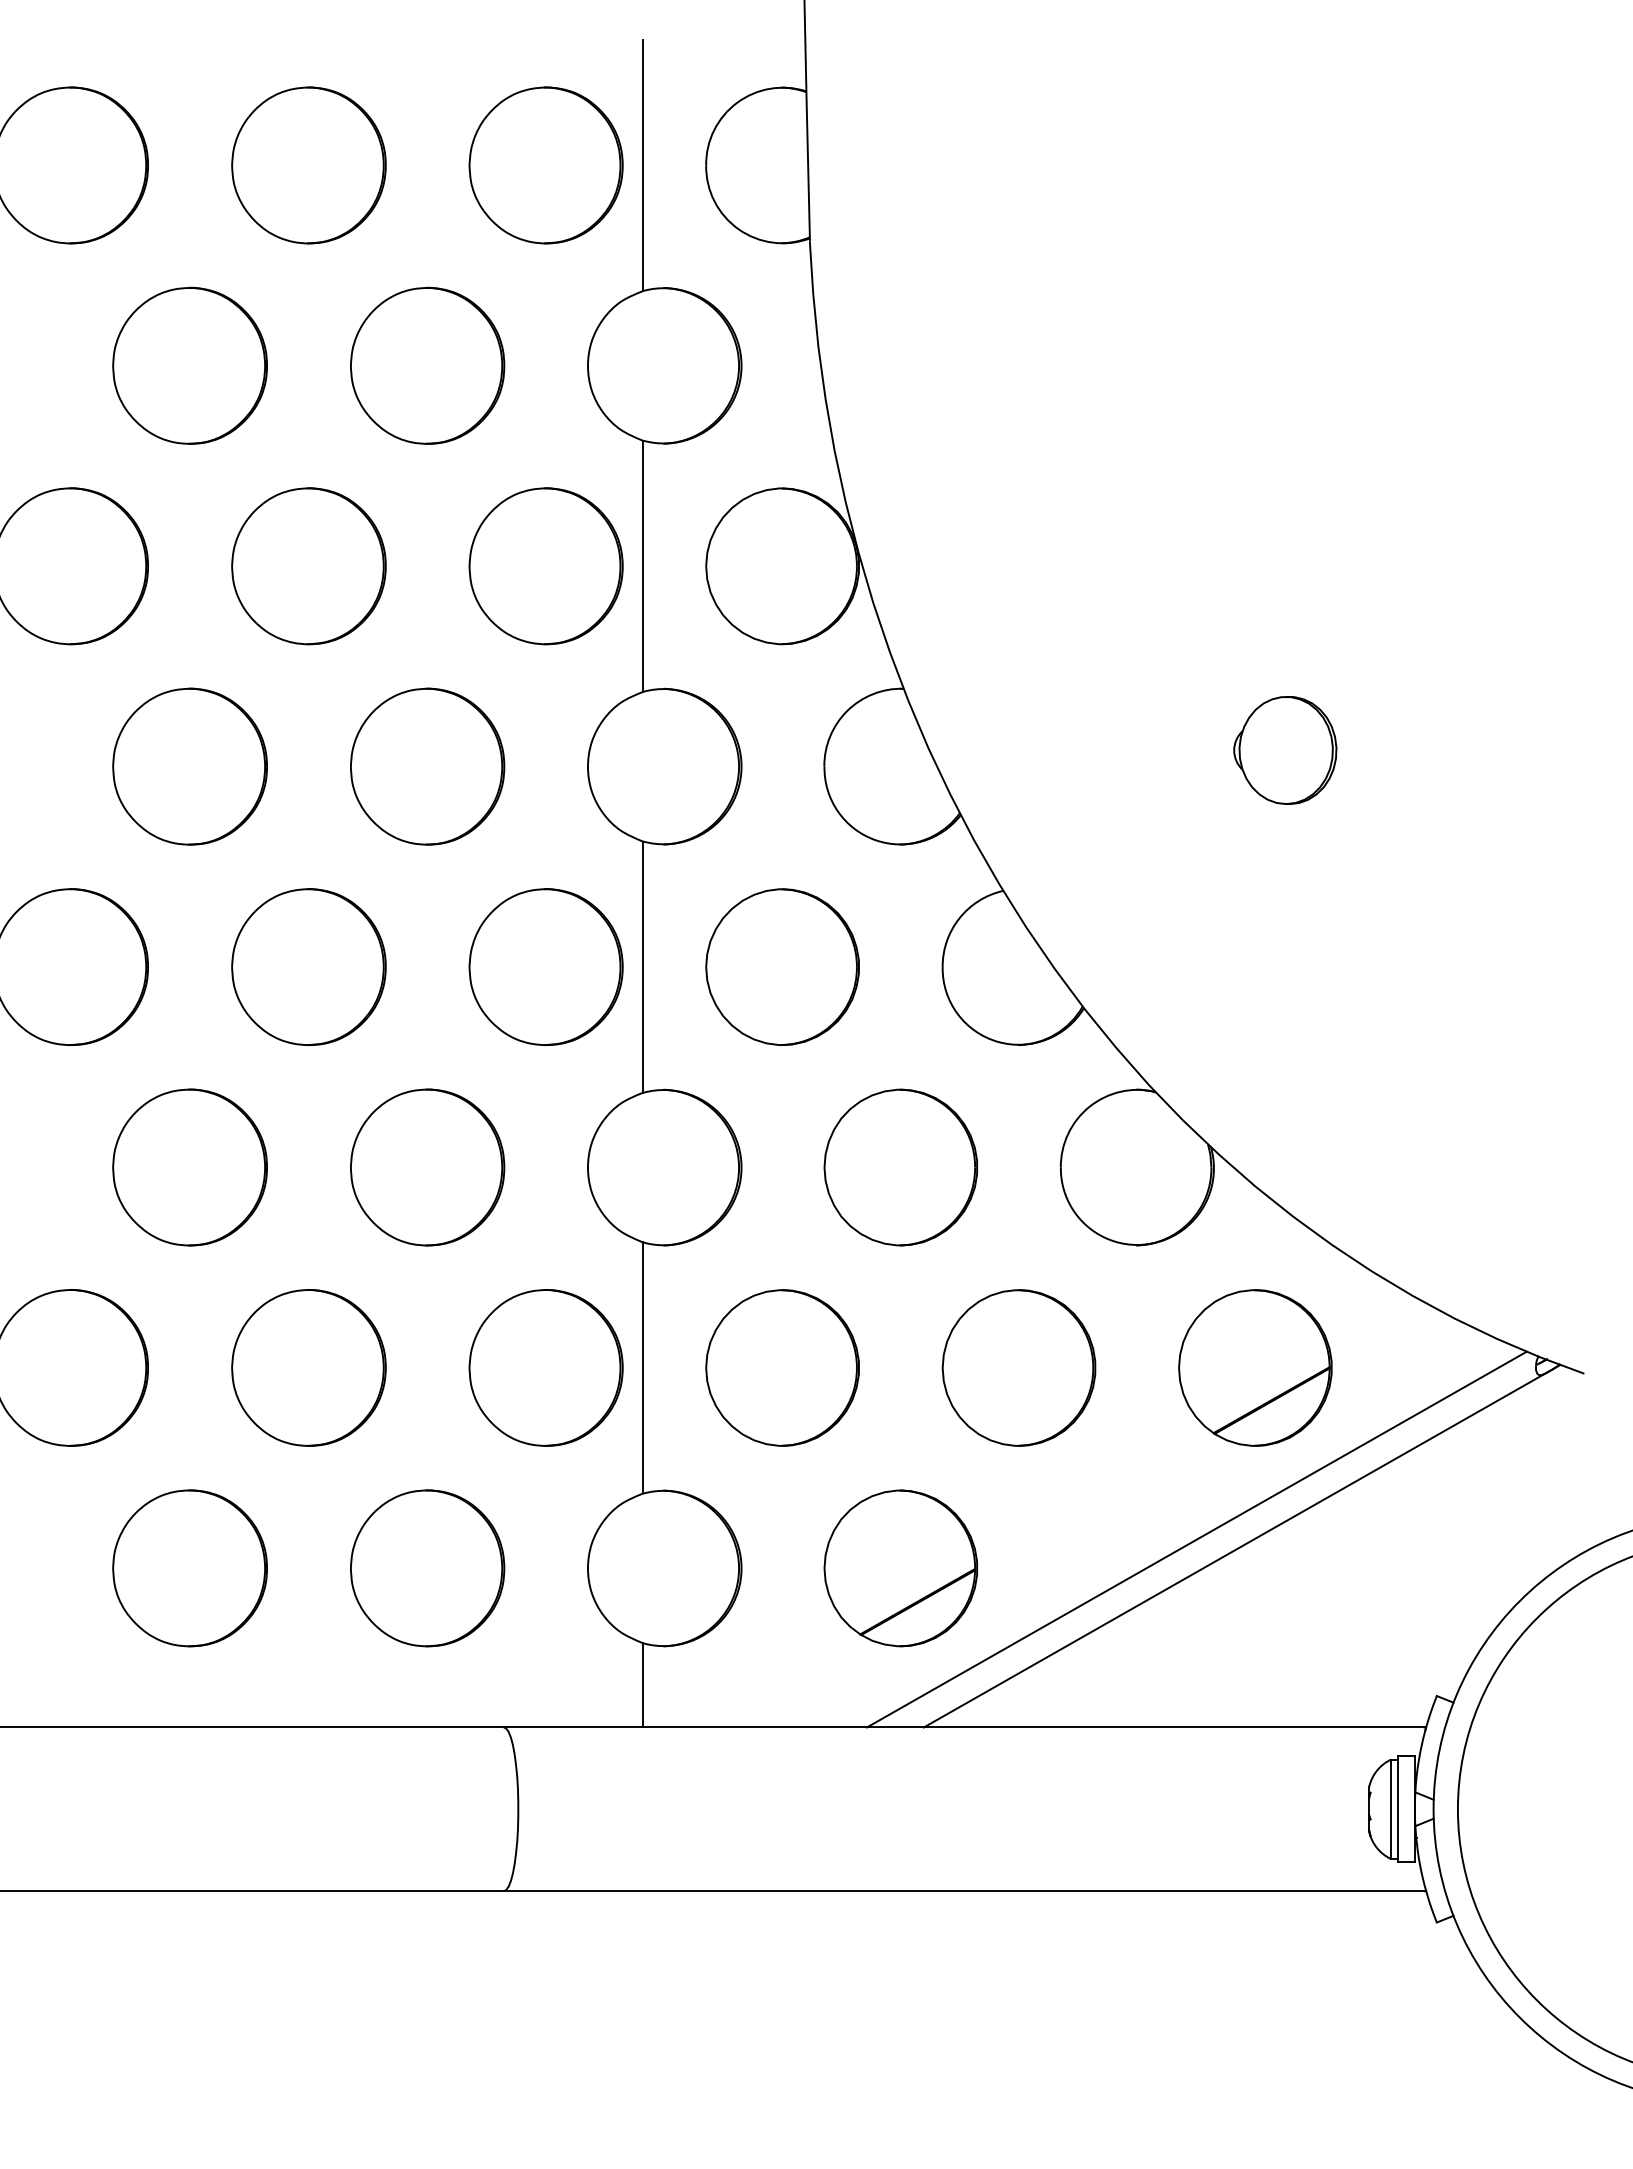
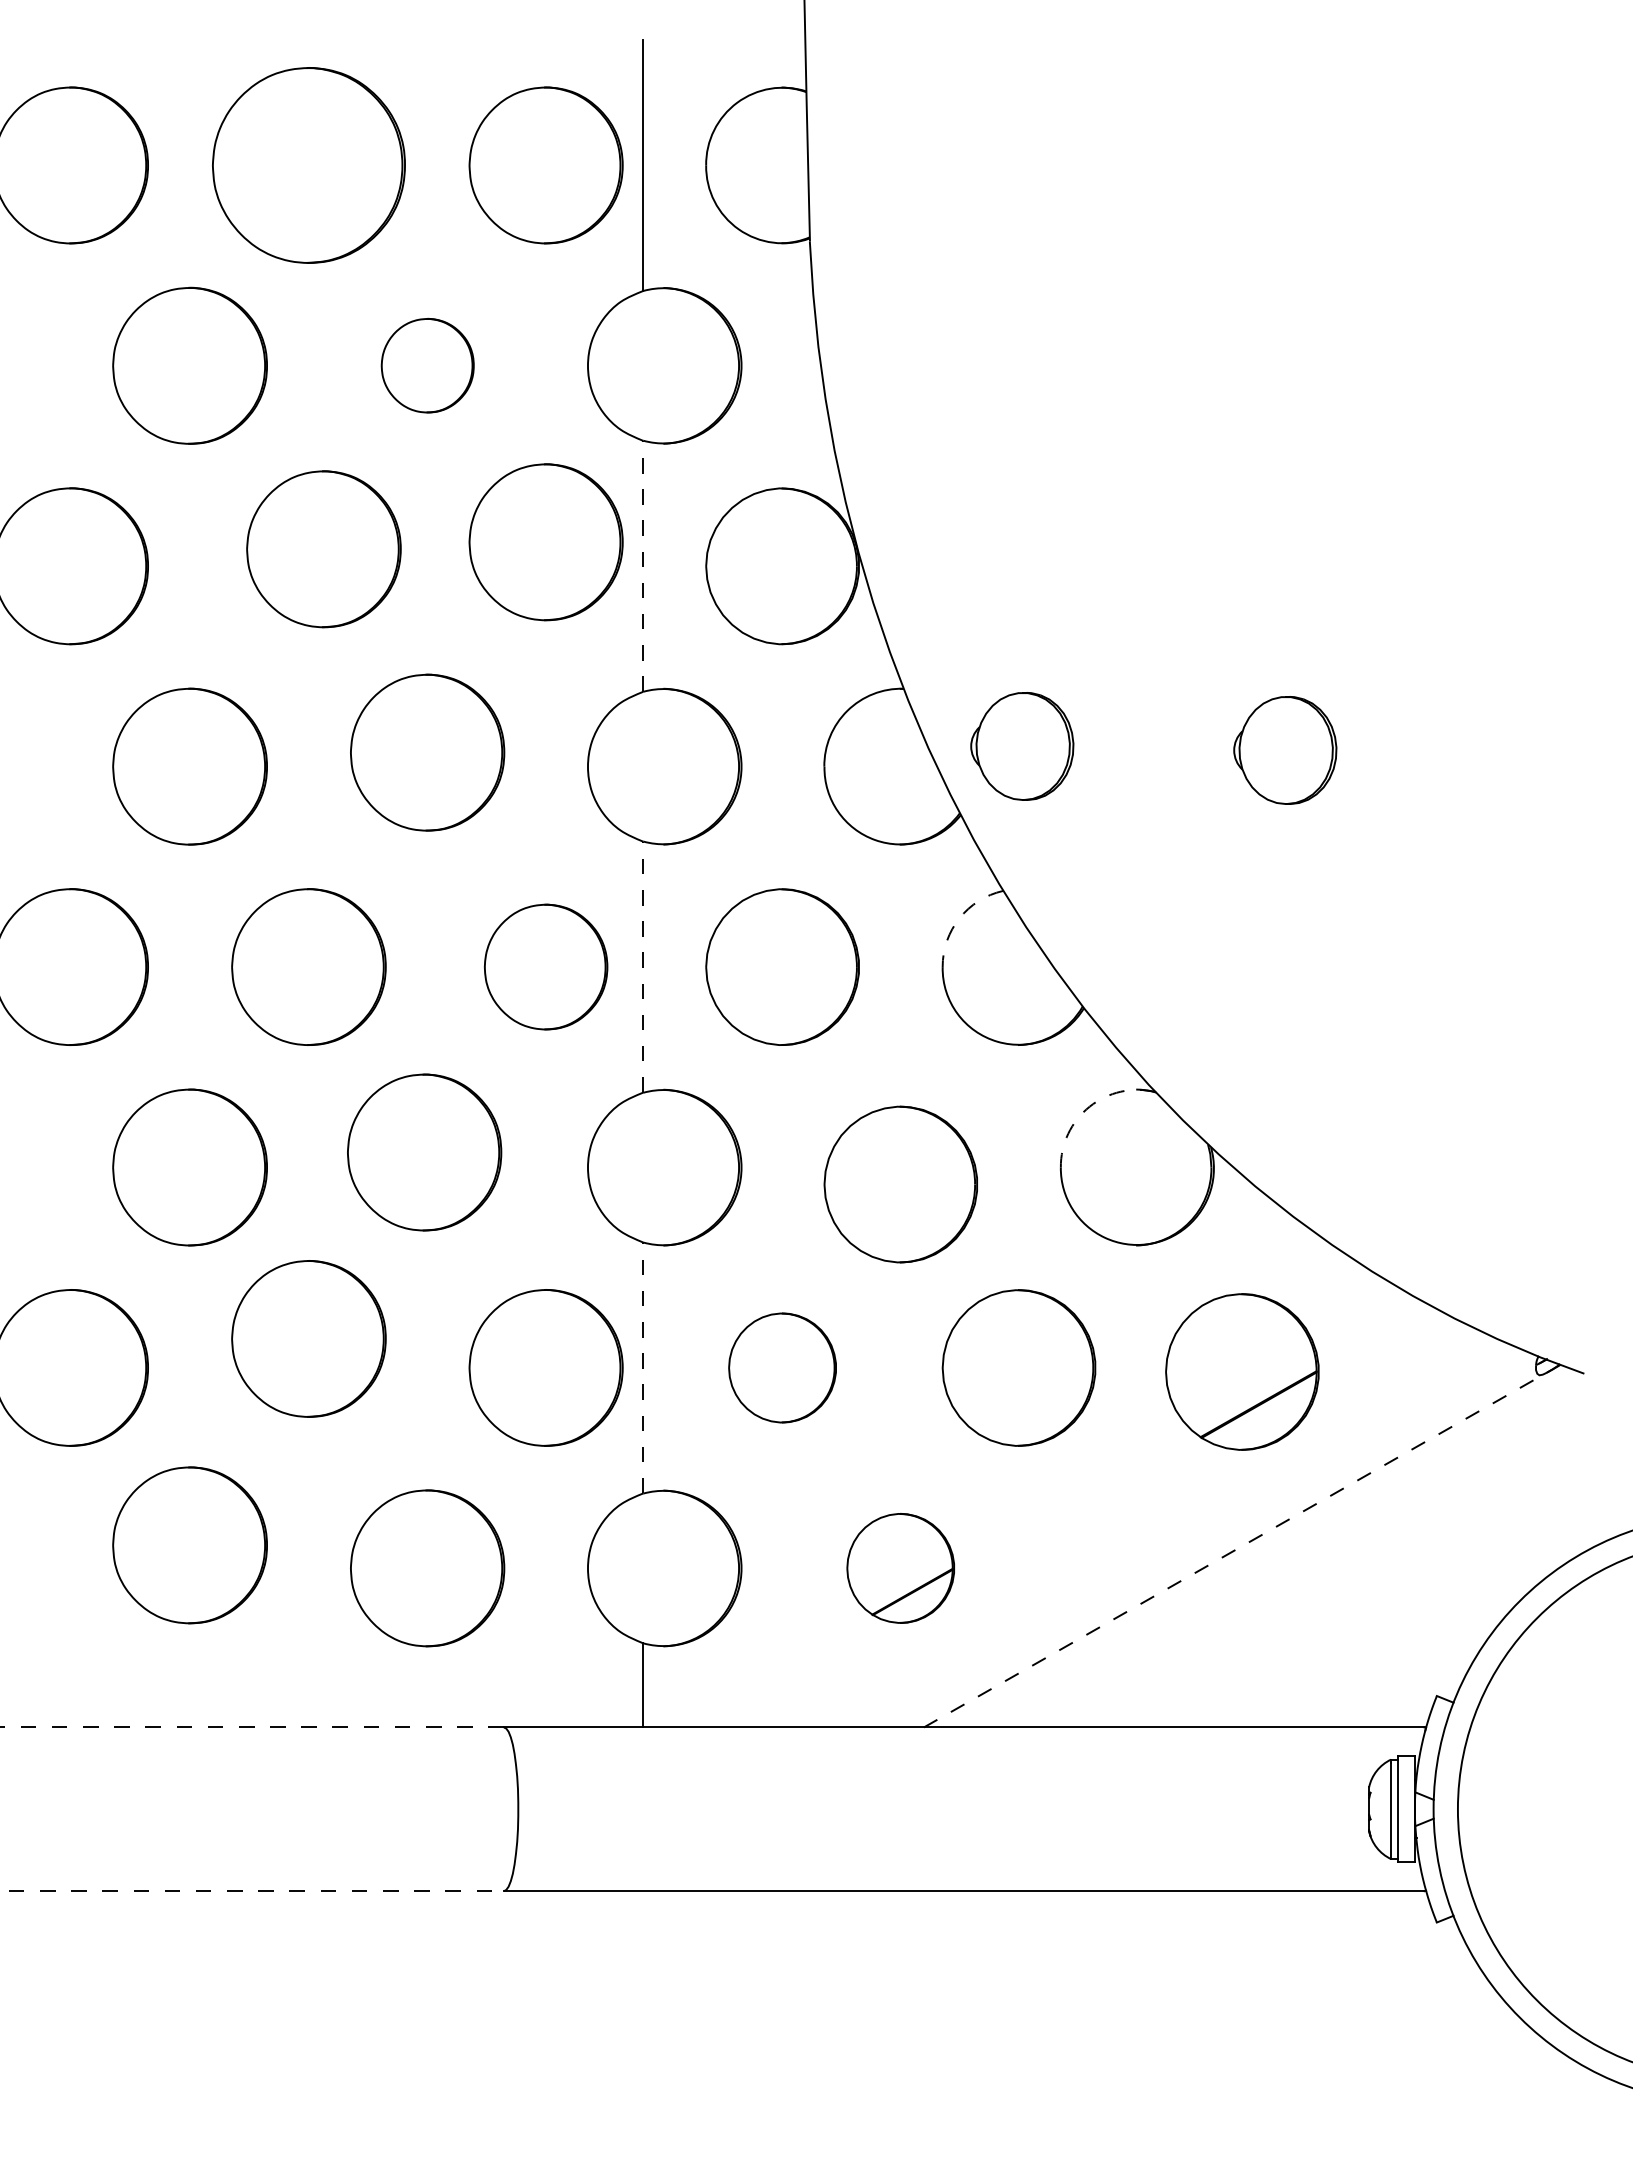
part size: 156x159 px -> 194x197 px (308, 165)
part size: 156x159 px -> 95x97 px (427, 365)
part position: (308, 566) -> (323, 549) (323, 549)
part position: (545, 566) -> (545, 542) (545, 542)
line: solid -> dashed (643, 566)
part: none -> present (1022, 746)
part position: (427, 766) -> (427, 752) (427, 752)
arc: solid -> dashed (959, 918)
part size: 156x158 px -> 125x128 px (546, 966)
line: solid -> dashed (643, 967)
arc: solid -> dashed (1089, 1106)
part position: (427, 1167) -> (424, 1152) (424, 1152)
part position: (900, 1167) -> (900, 1184) (900, 1184)
part position: (308, 1367) -> (308, 1338) (308, 1338)
line: solid -> dashed (643, 1367)
part size: 155x158 px -> 109x112 px (782, 1367)
part position: (1255, 1367) -> (1242, 1371) (1242, 1371)
line: present -> none (1196, 1539)
line: solid -> dashed (1242, 1546)
part position: (189, 1568) -> (189, 1545) (189, 1545)
part size: 155x159 px -> 109x111 px (900, 1568)
line: solid -> dashed (251, 1727)
line: solid -> dashed (251, 1891)
